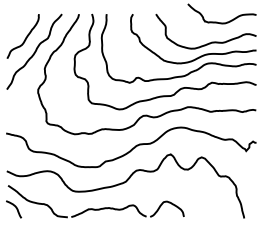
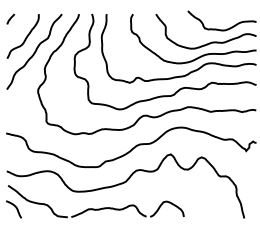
curve: none -> present (10, 18)
curve position: (217, 21) -> (217, 28) (217, 28)
